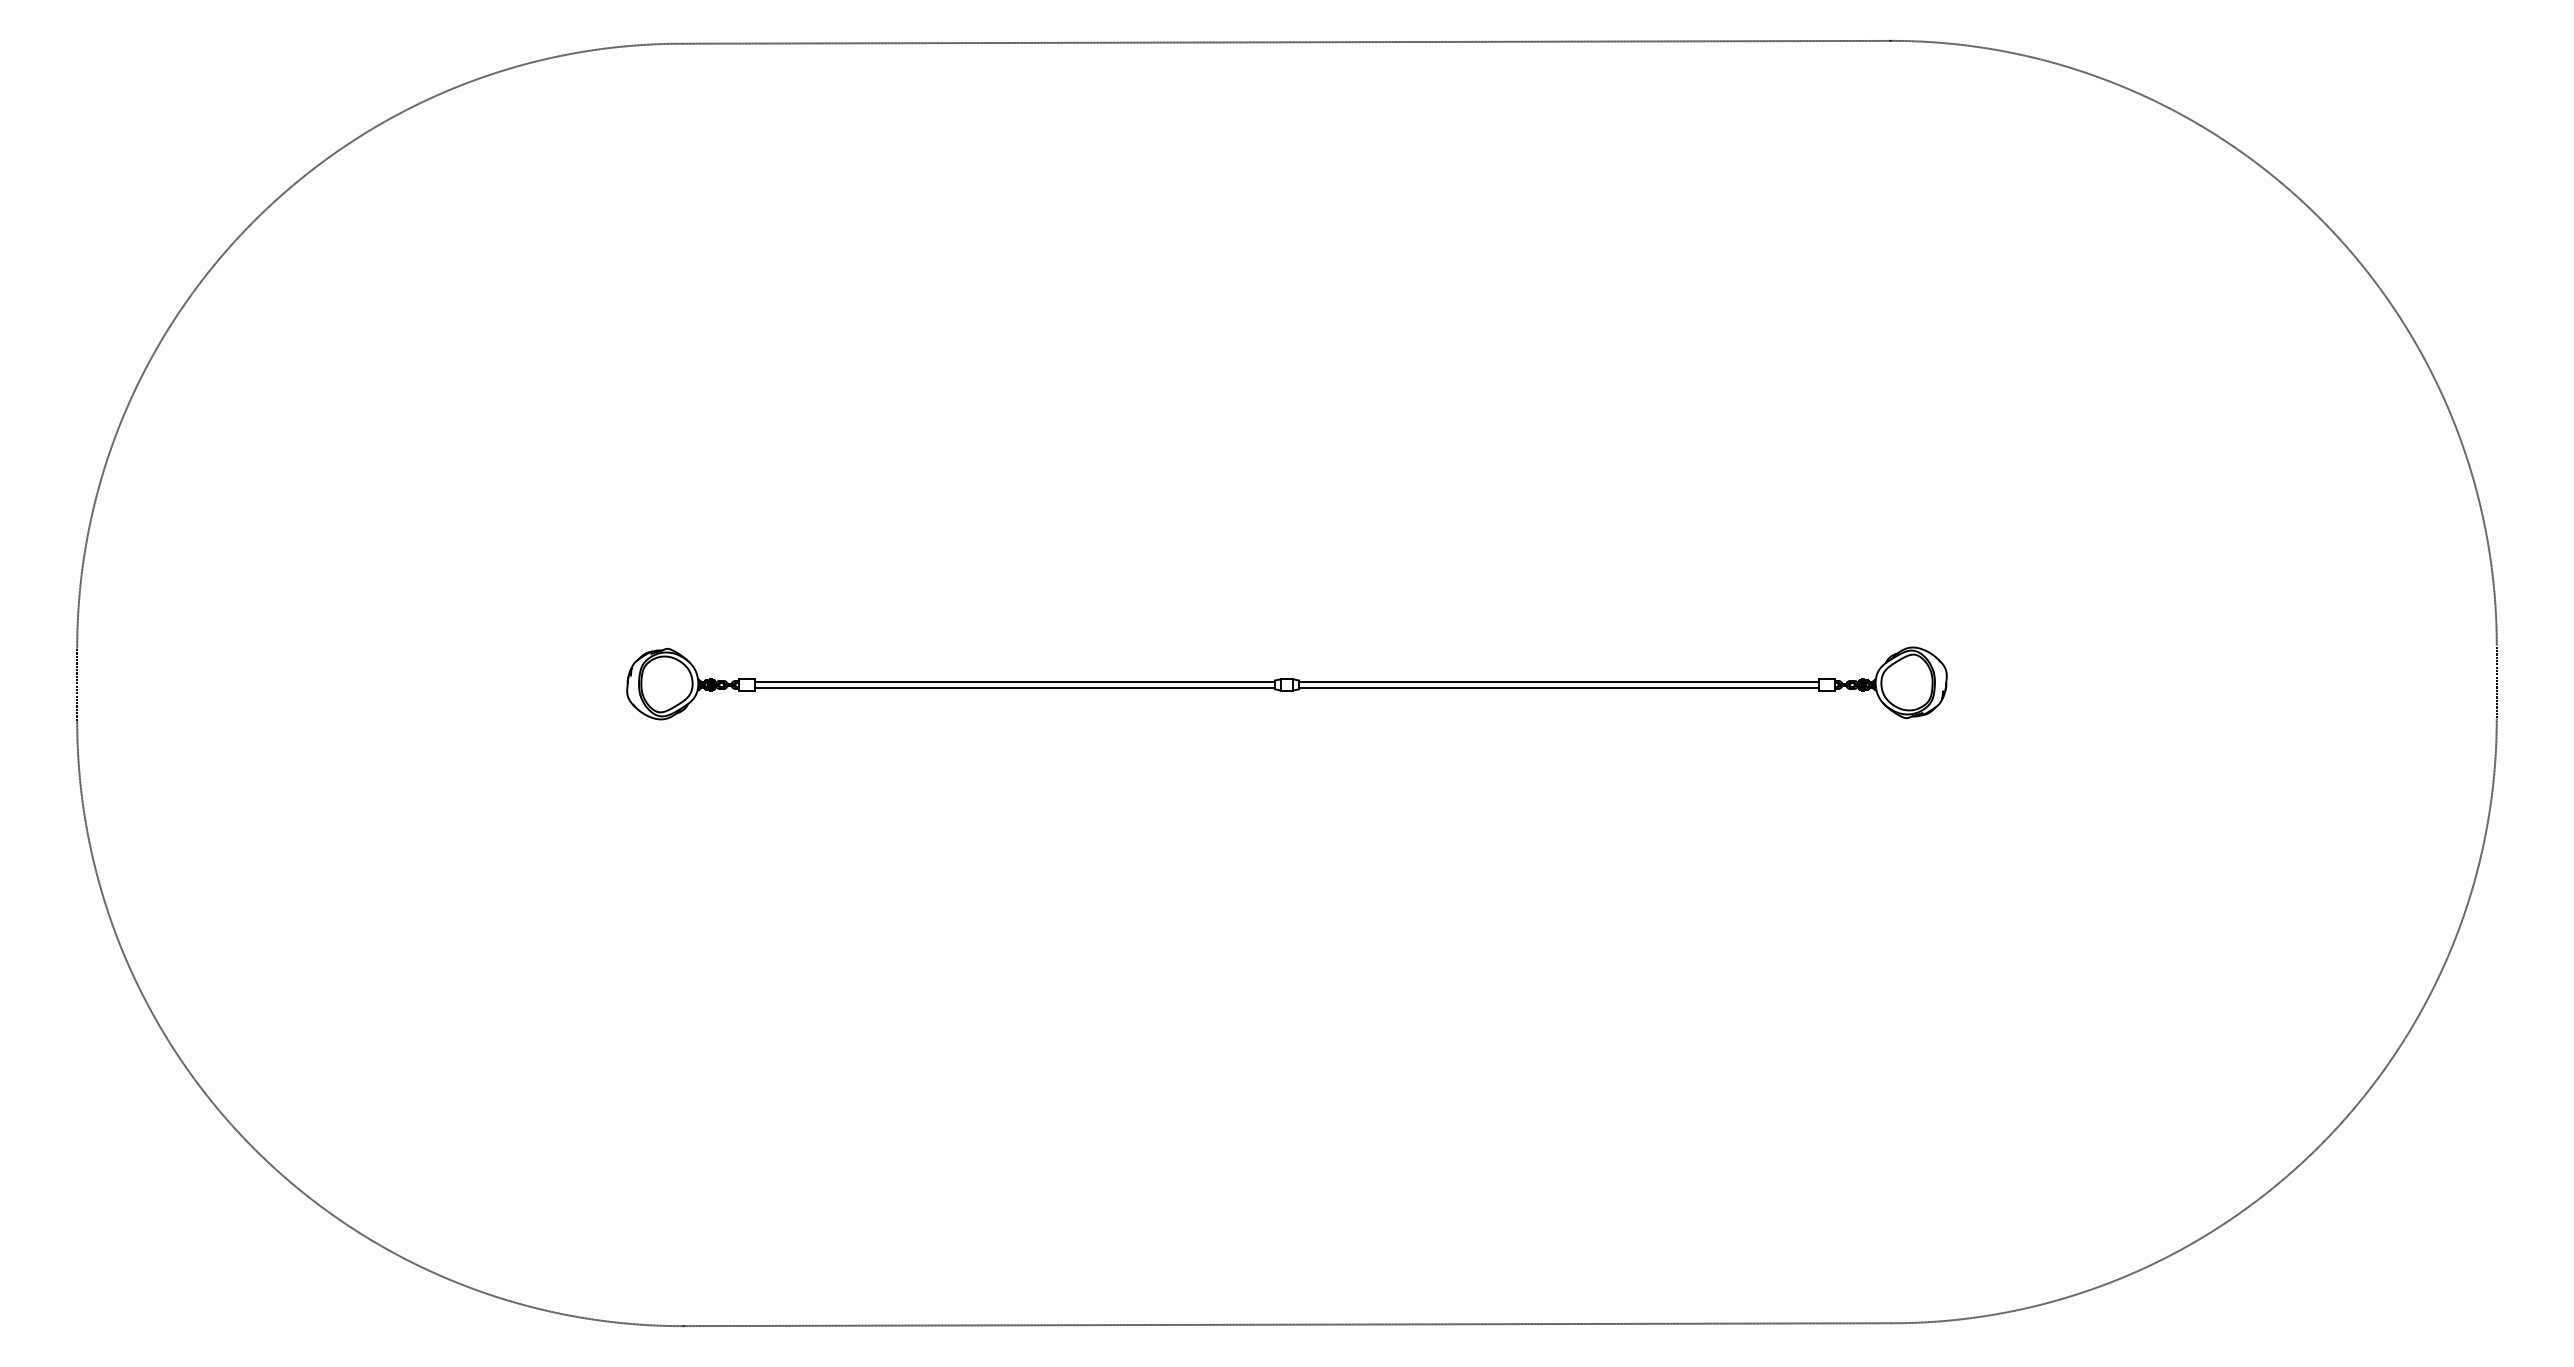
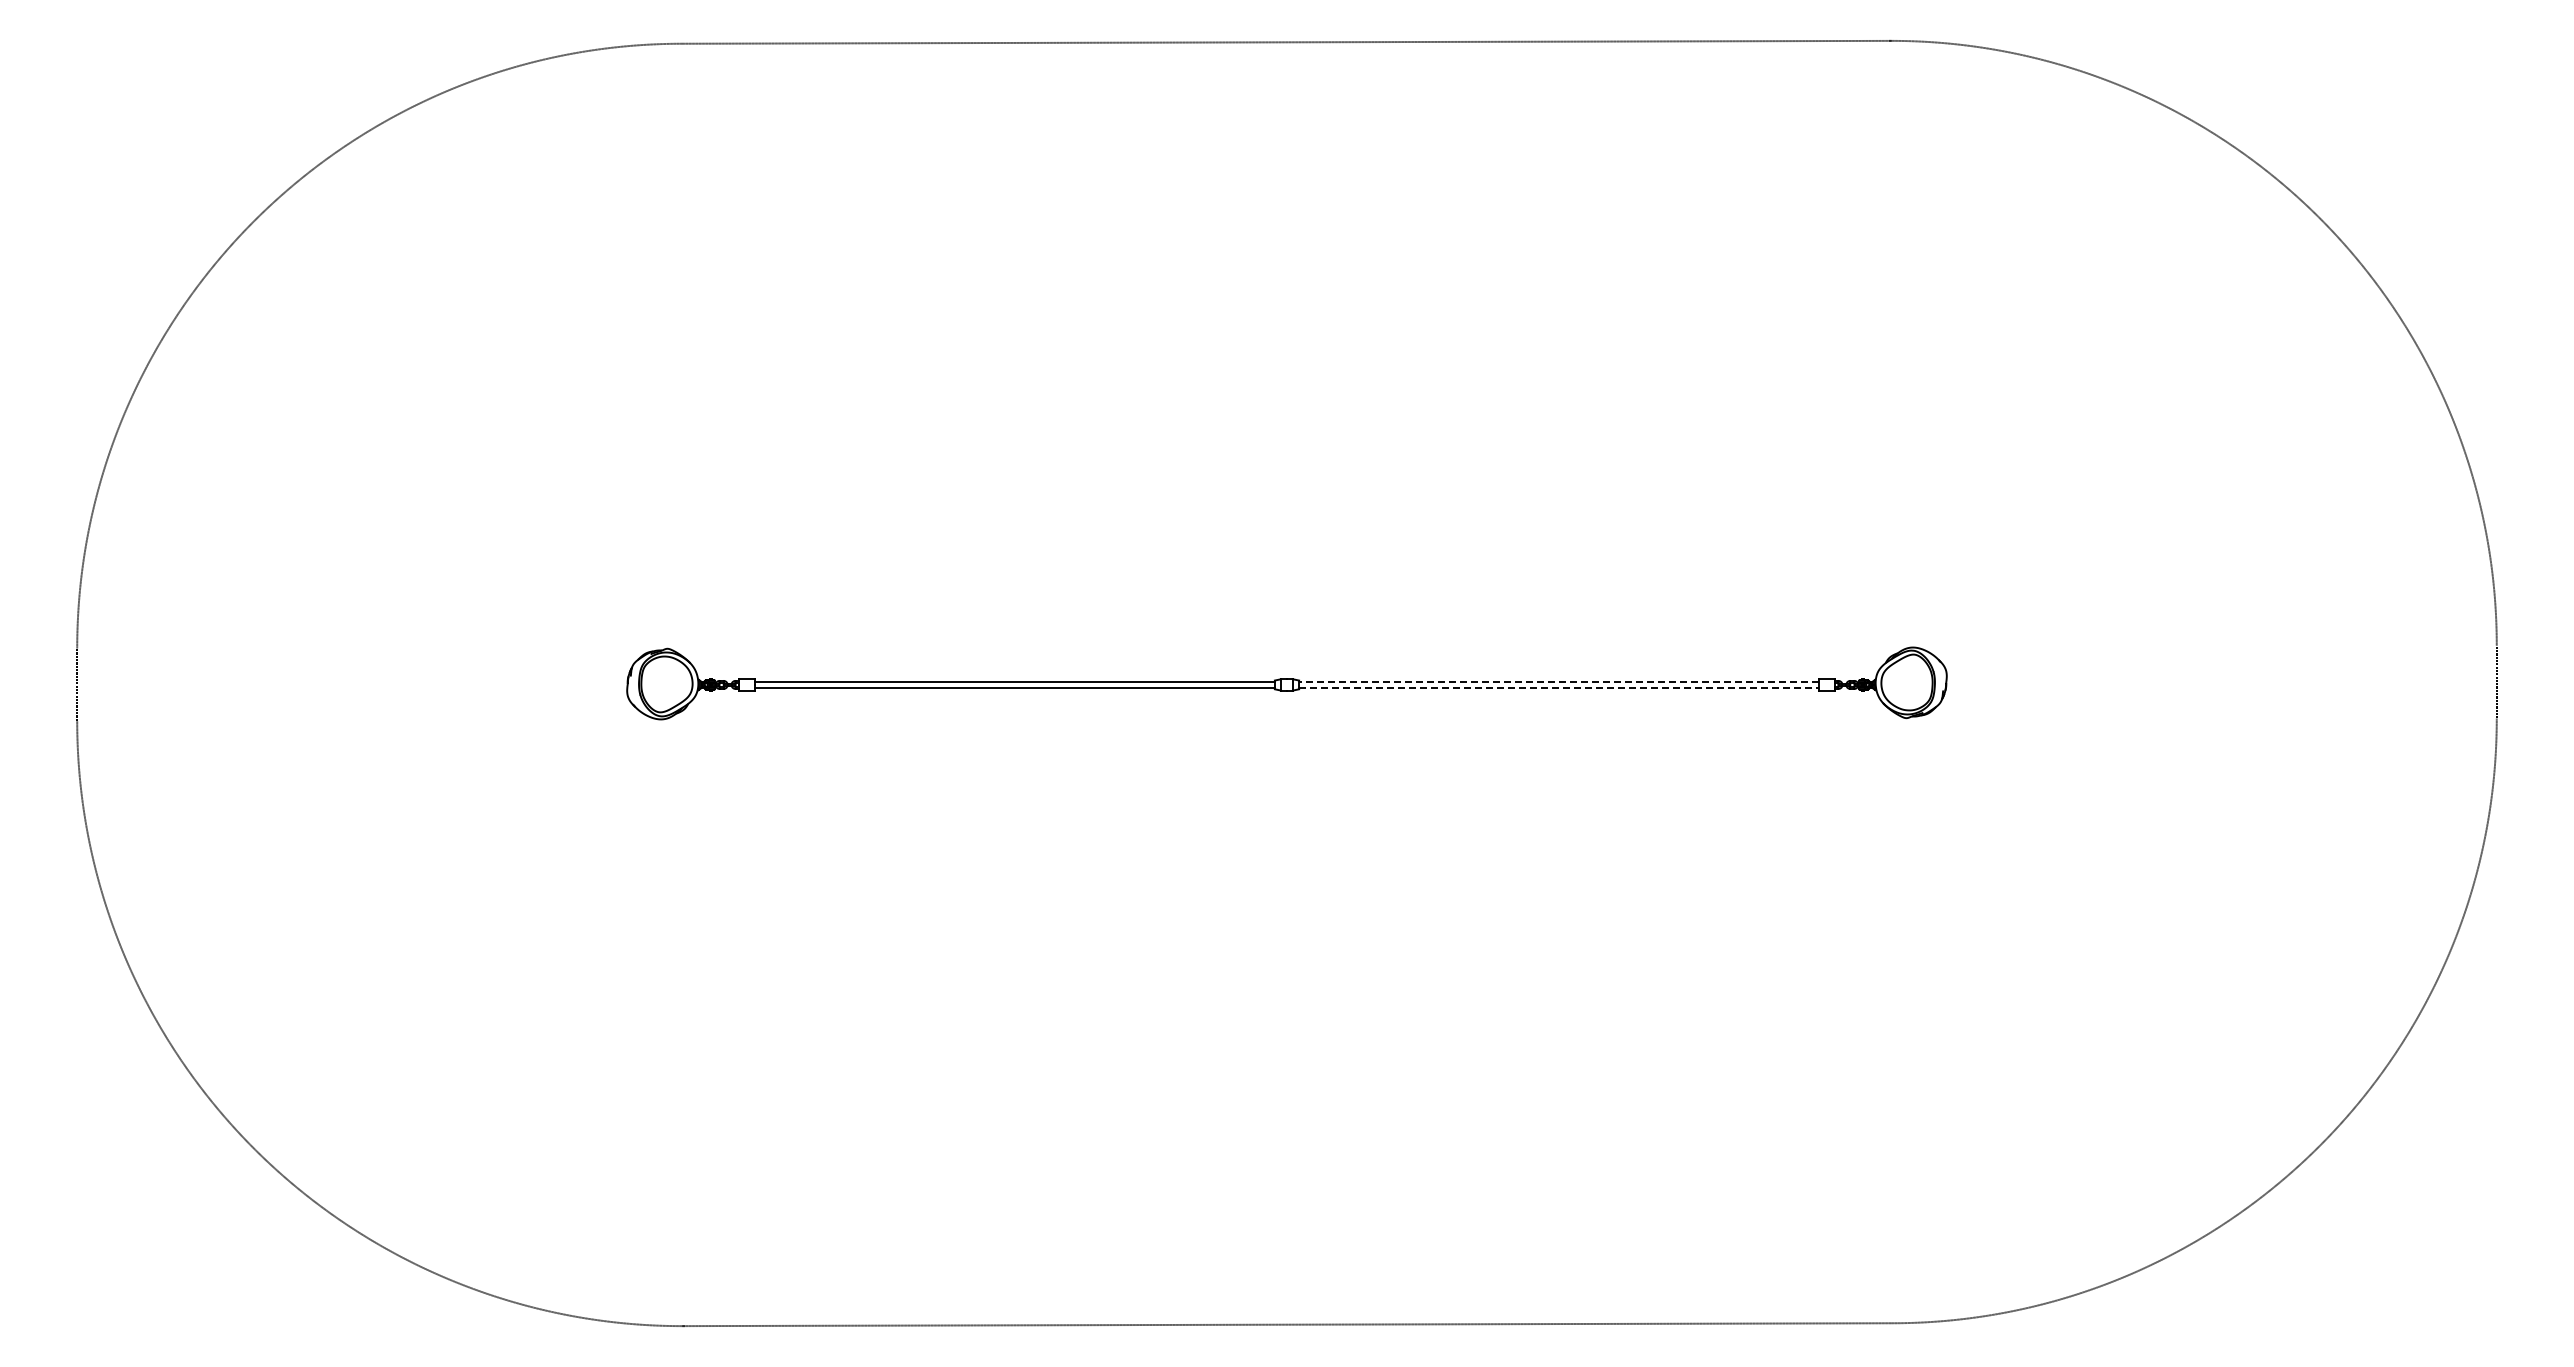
line: solid -> dashed (1558, 681)
line: solid -> dashed (1559, 688)
